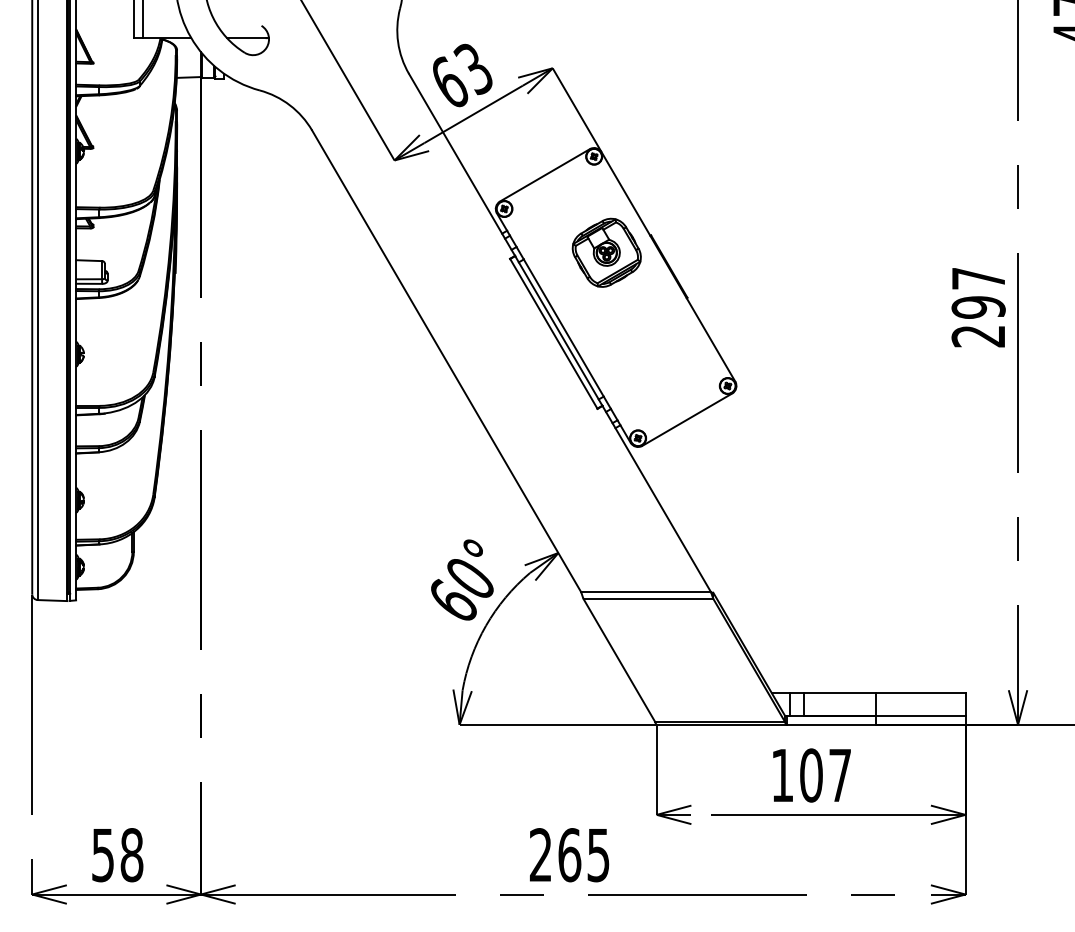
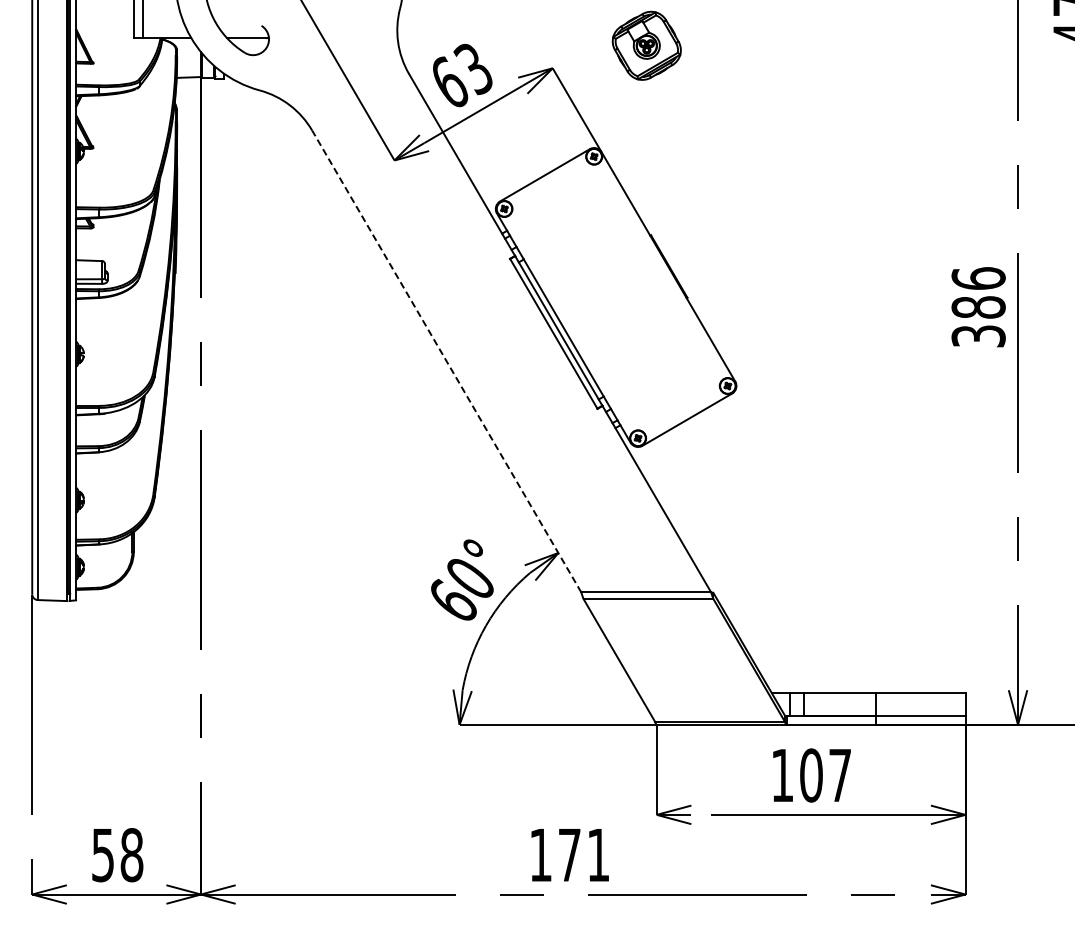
part position: (606, 252) -> (646, 45) (646, 45)
text: 297 -> 386 (978, 307)
line: solid -> dashed (446, 361)
text: 265 -> 171 (569, 855)
